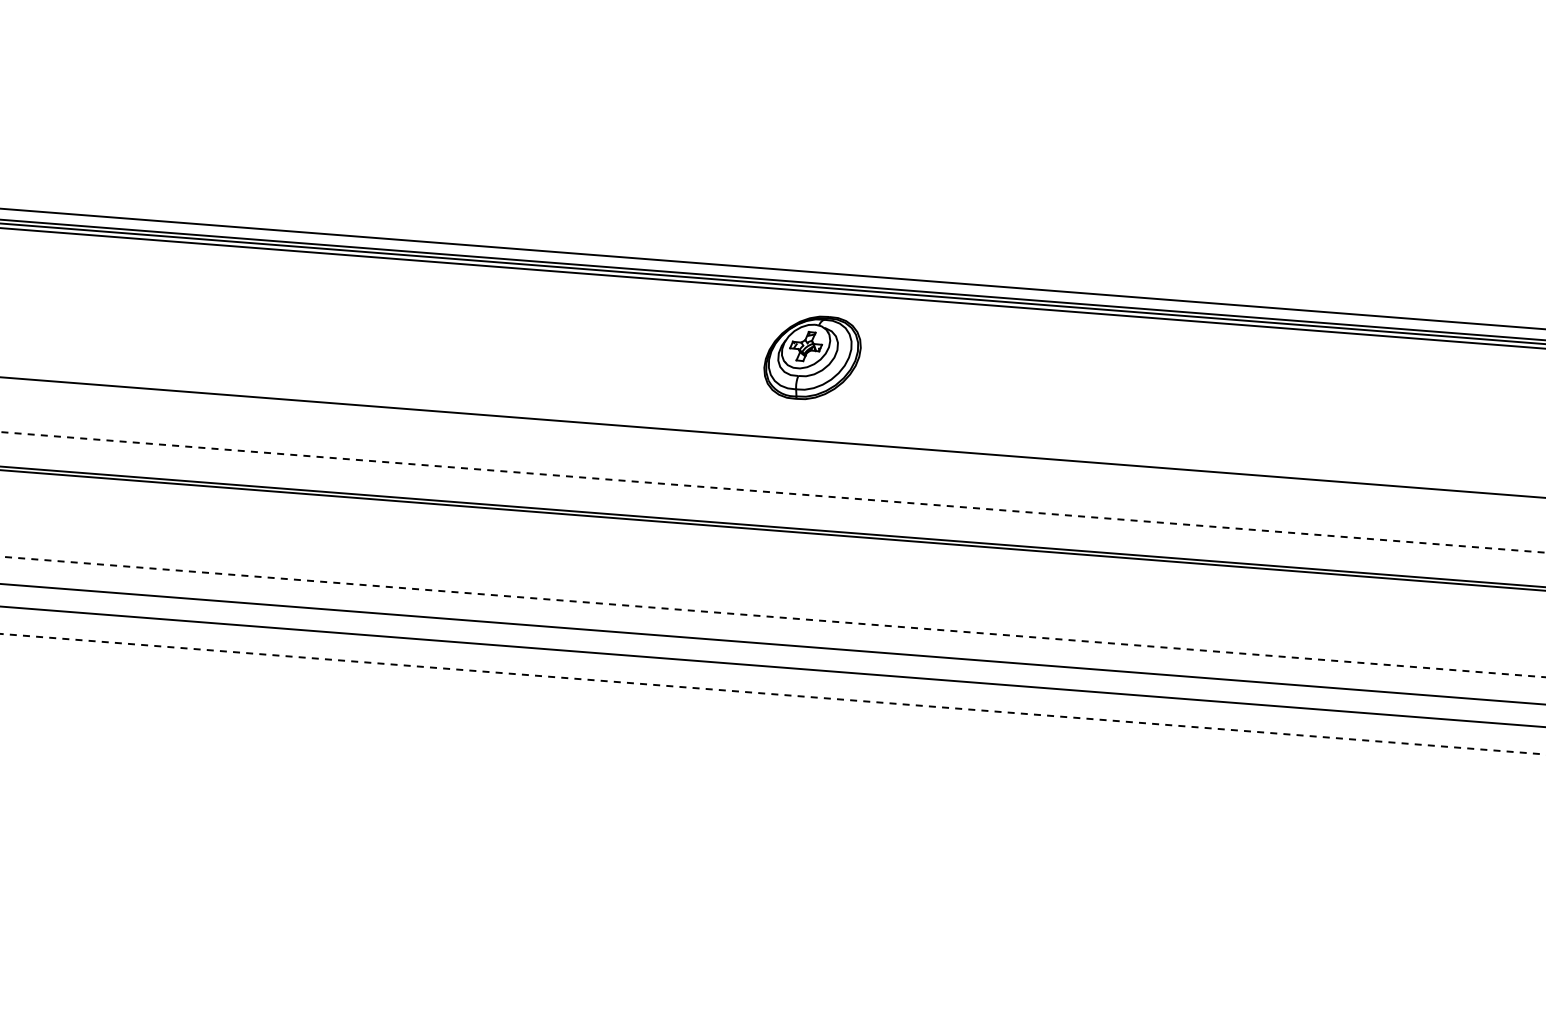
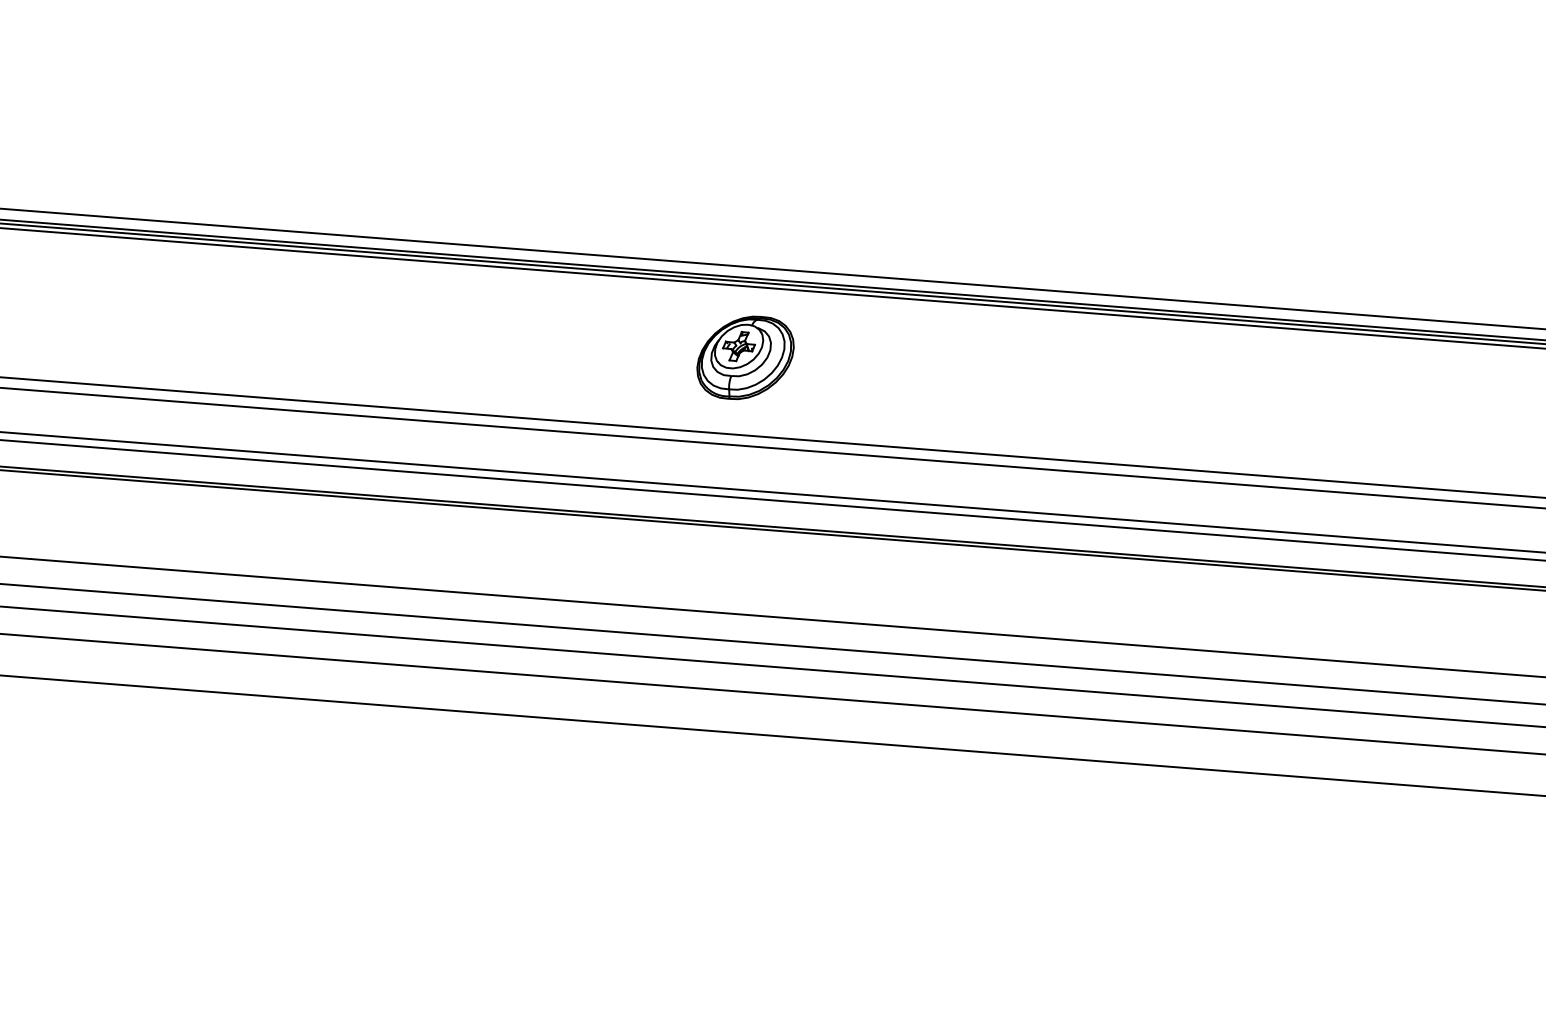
part position: (812, 357) -> (745, 357) (745, 357)
line: none -> present (772, 447)
line: dashed -> solid (772, 492)
line: none -> present (772, 500)
line: dashed -> solid (772, 616)
line: dashed -> solid (772, 694)
line: none -> present (772, 735)
